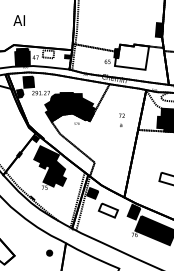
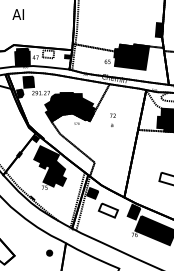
text position: (18, 20) -> (17, 14) (17, 14)
fill: none -> present (131, 56)
text position: (121, 119) -> (112, 119) (112, 119)
